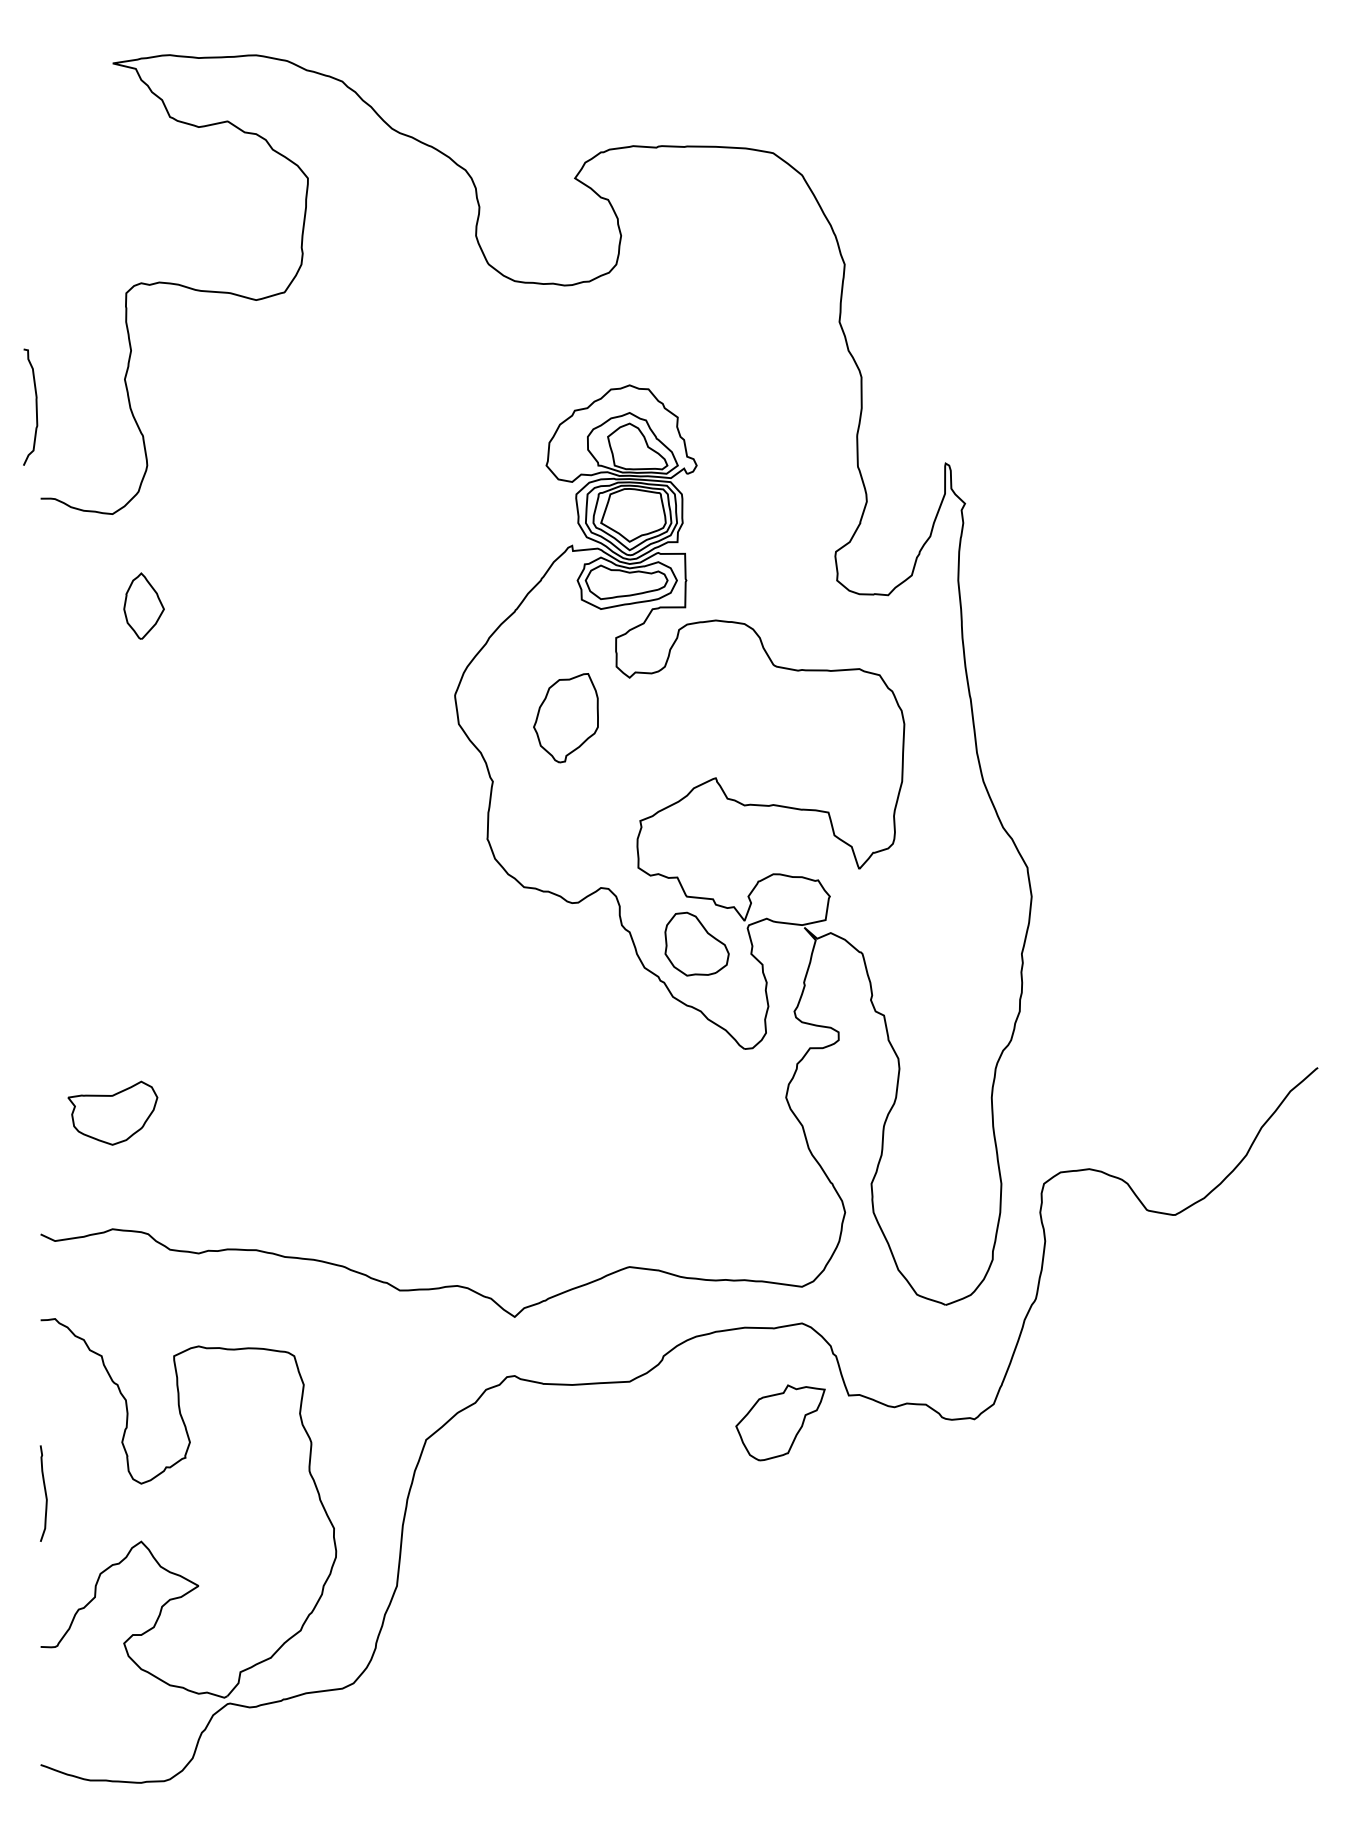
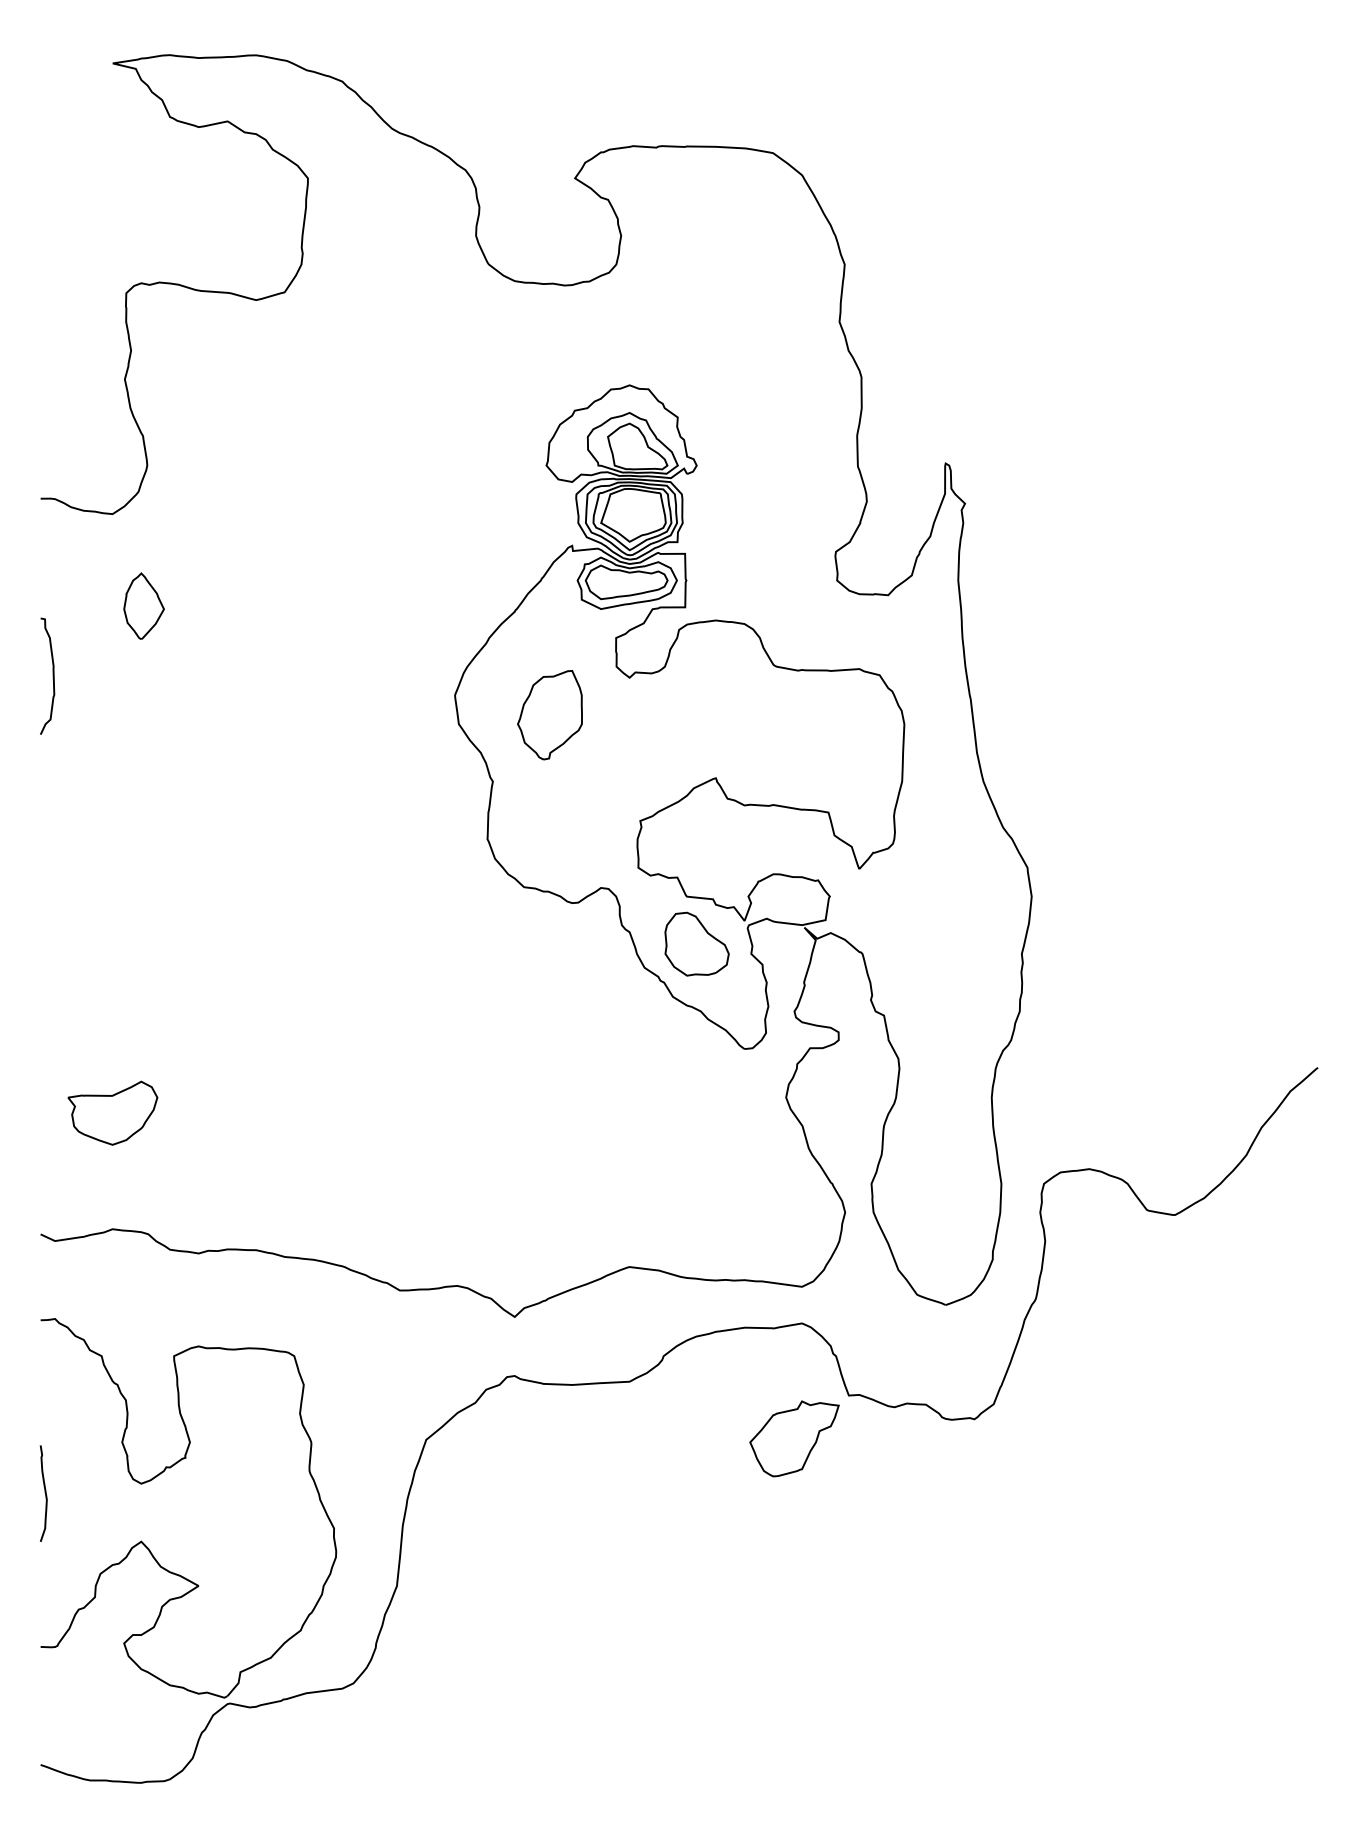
curve position: (35, 406) -> (52, 675) (52, 675)
part position: (565, 718) -> (549, 715) (549, 715)
part position: (780, 1422) -> (794, 1438) (794, 1438)
